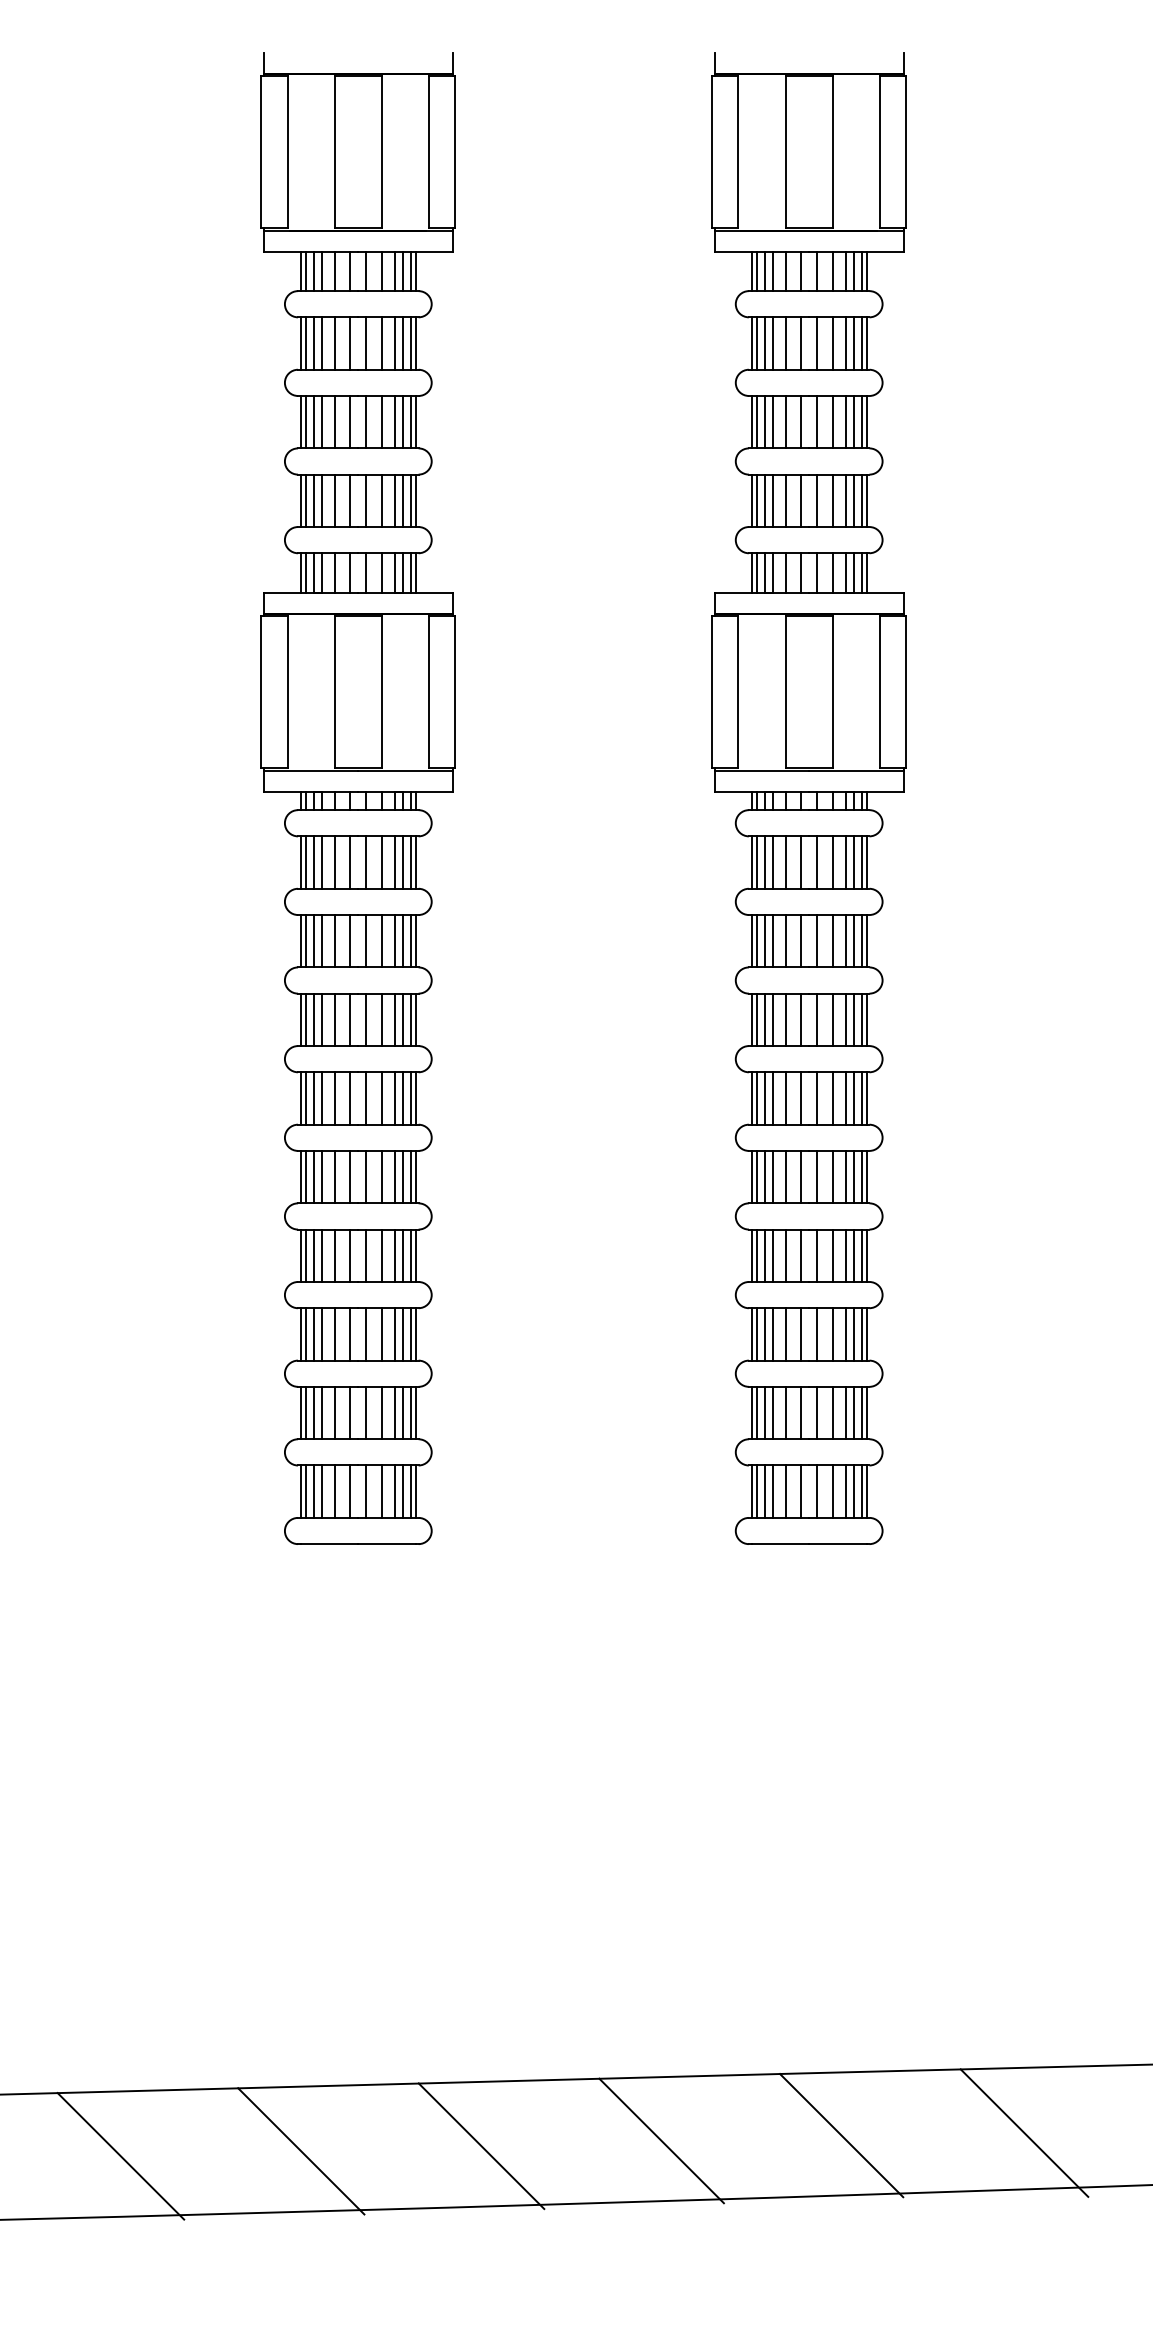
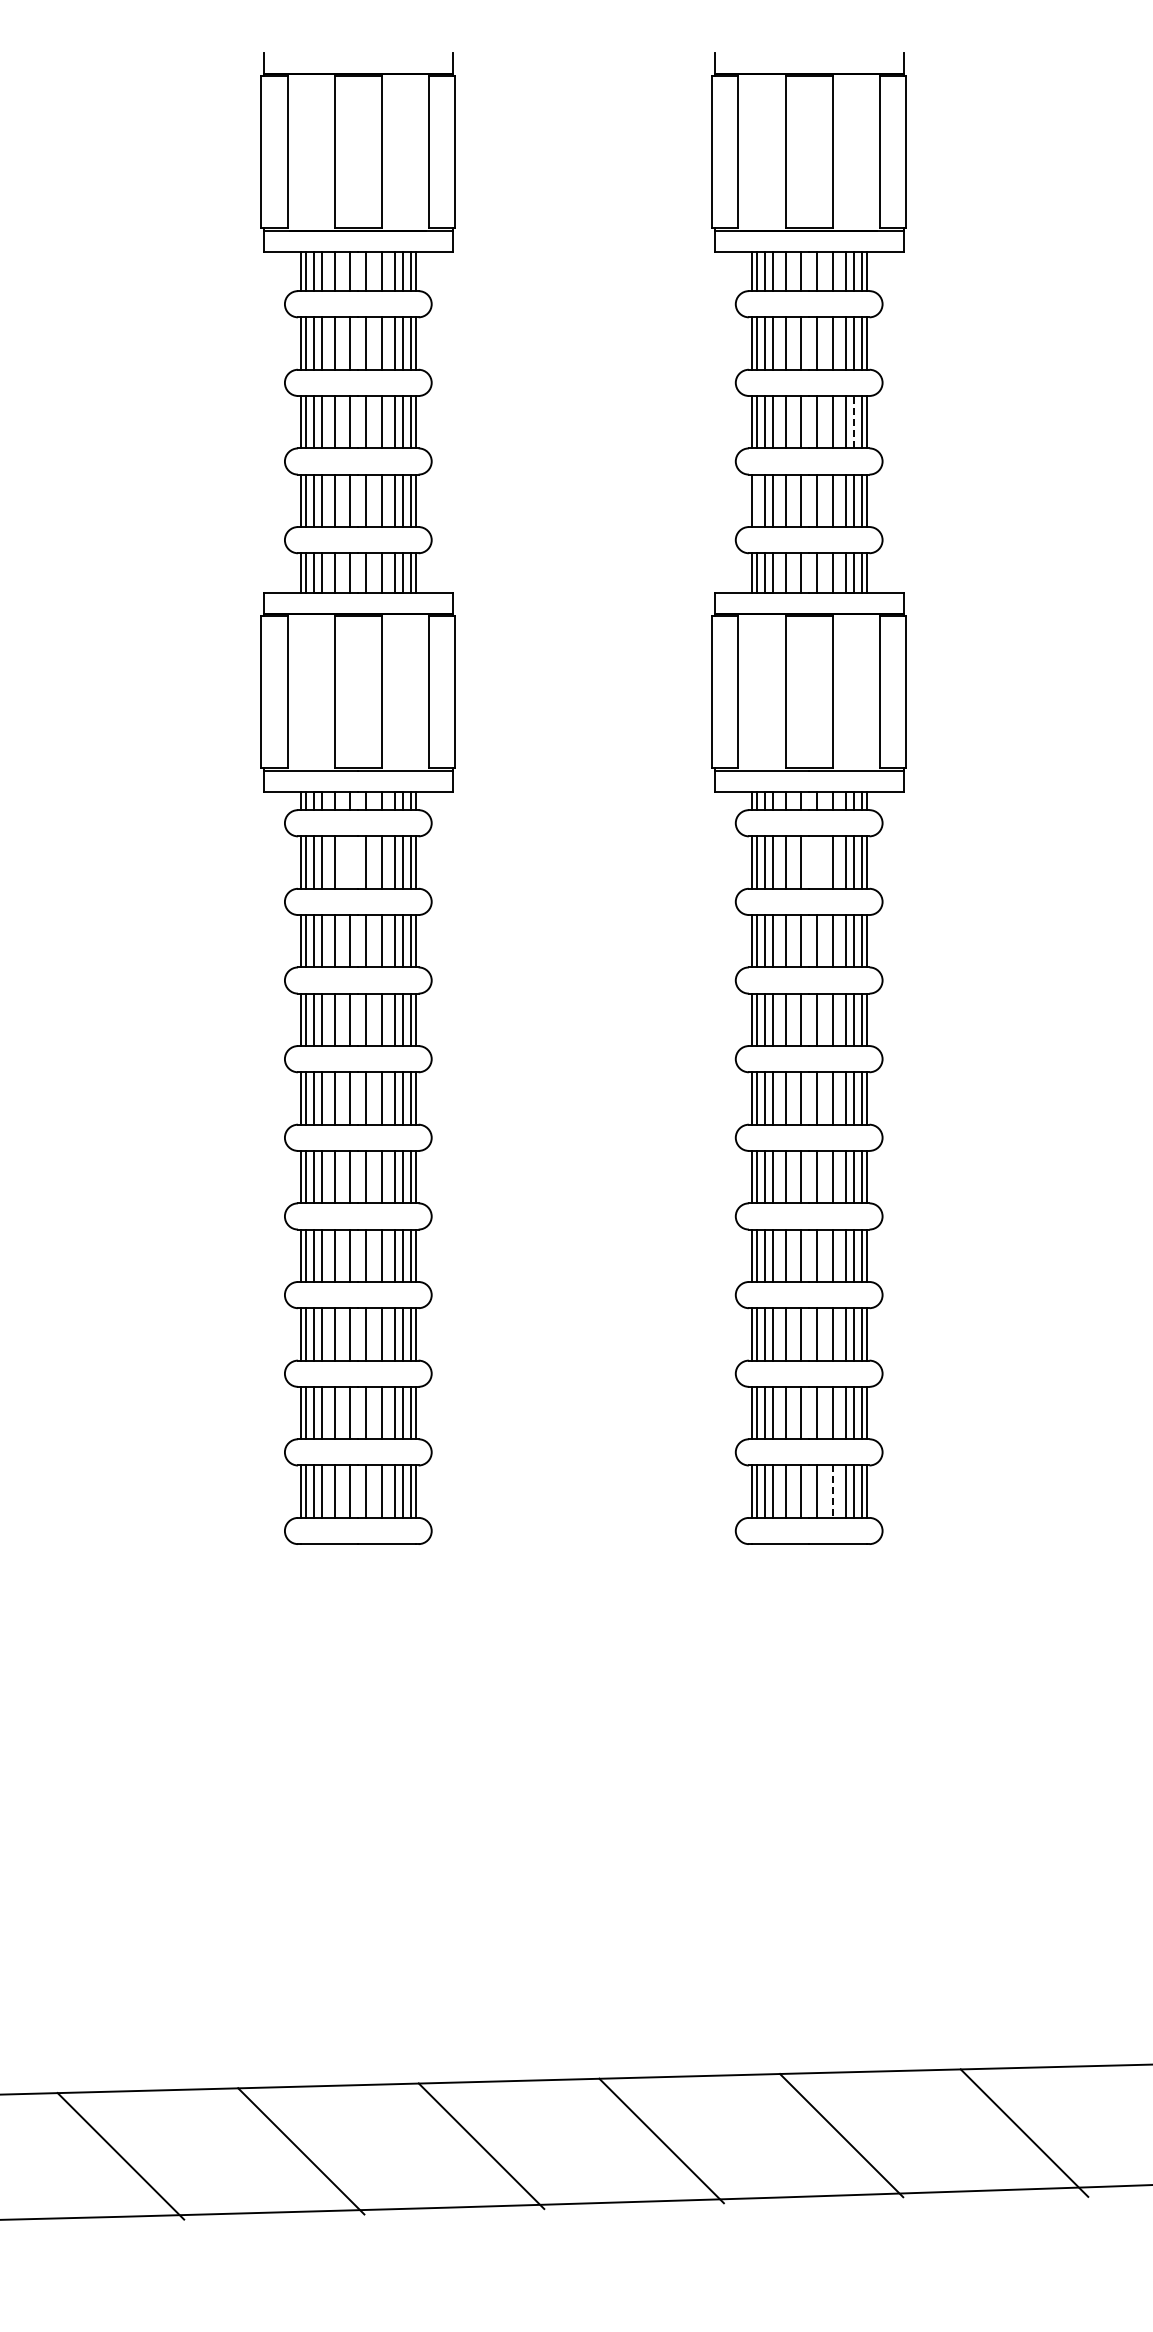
line: solid -> dashed (853, 421)
line: present -> none (756, 500)
line: present -> none (350, 862)
line: present -> none (817, 862)
line: solid -> dashed (832, 1492)
